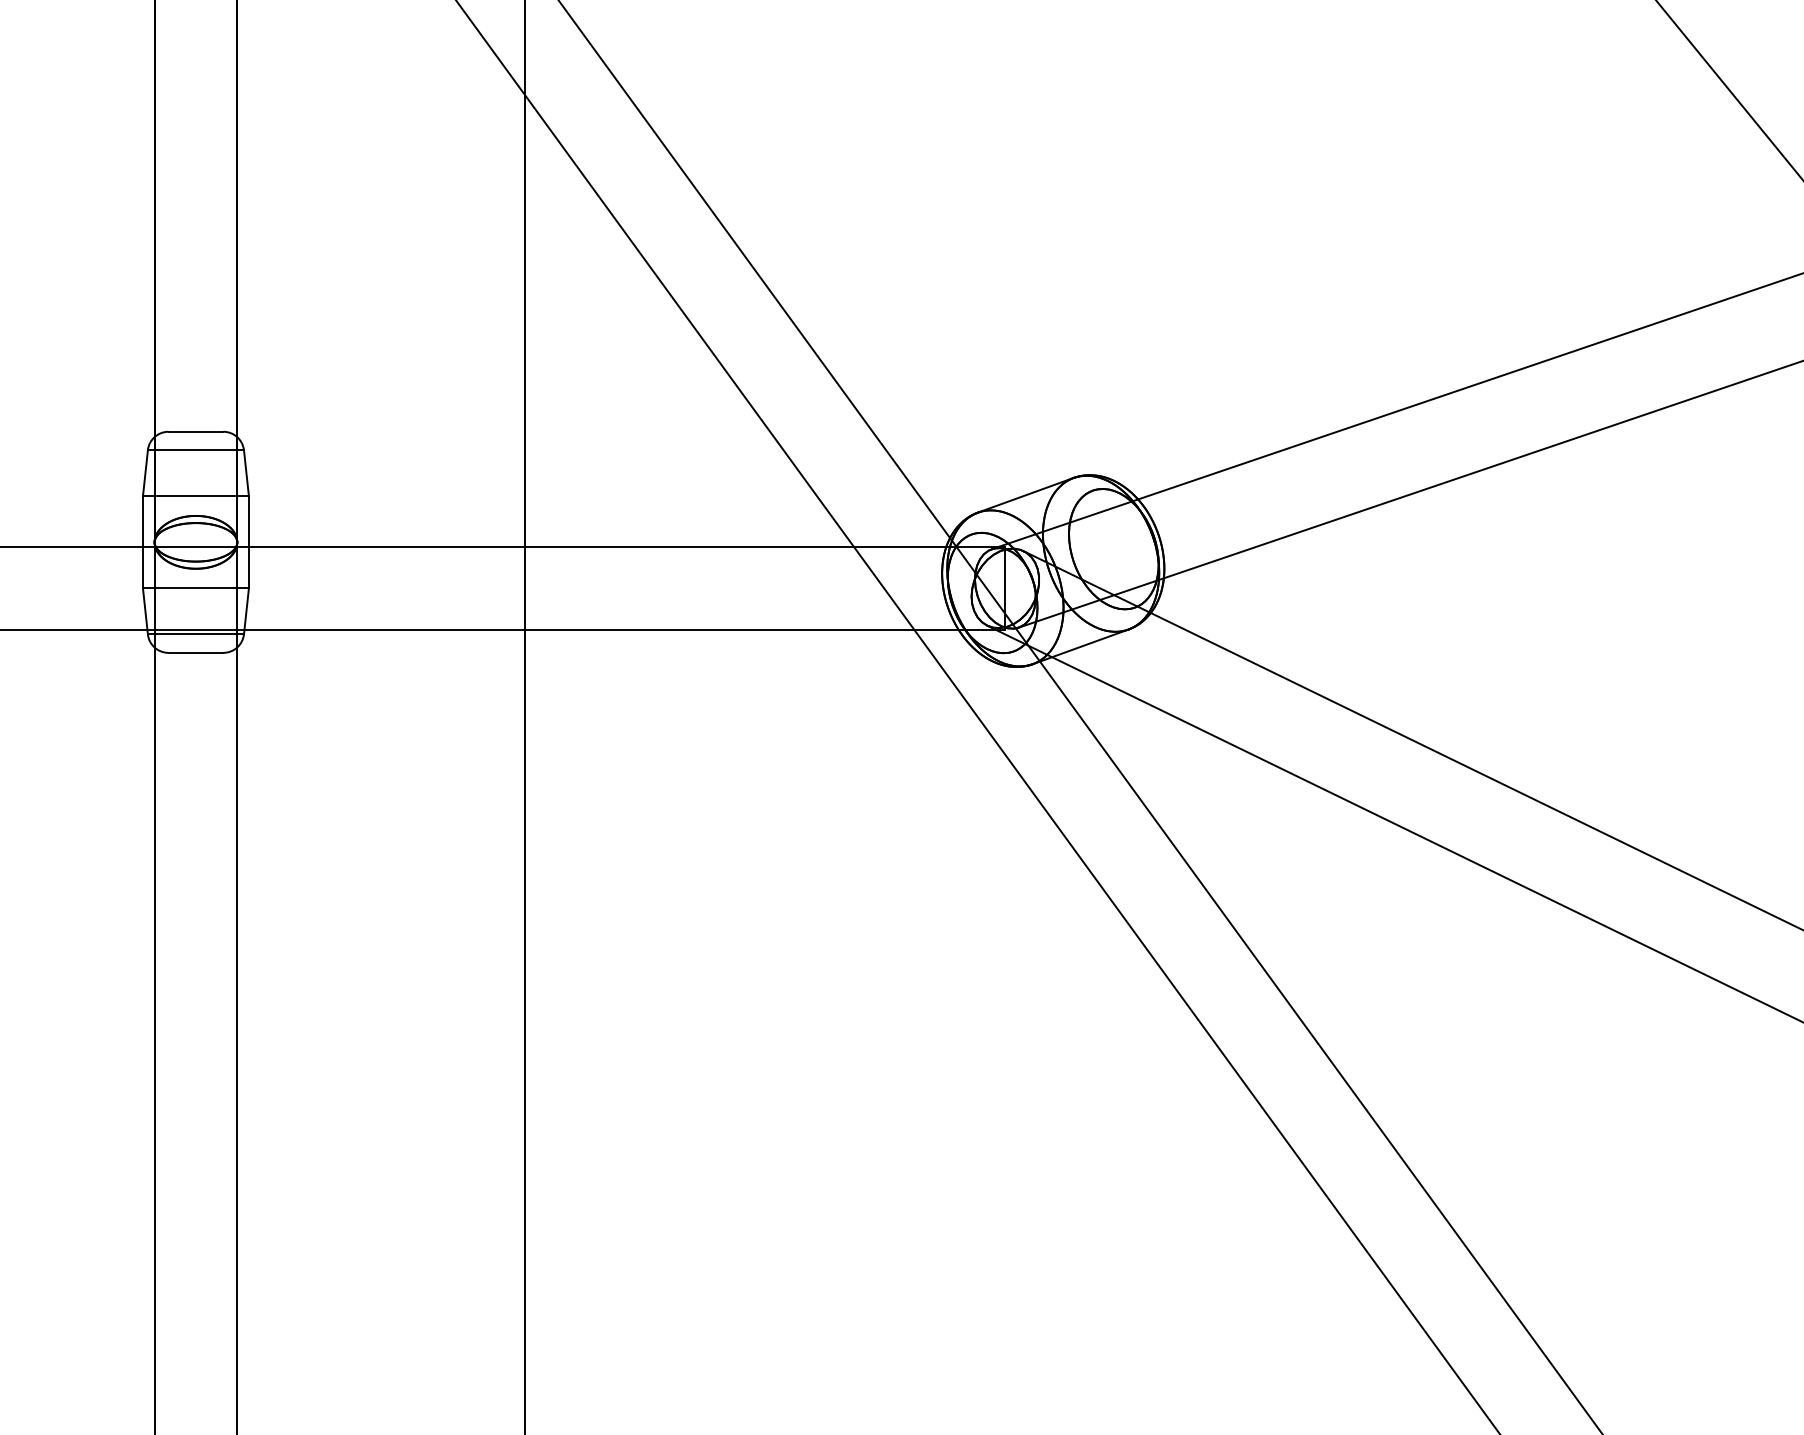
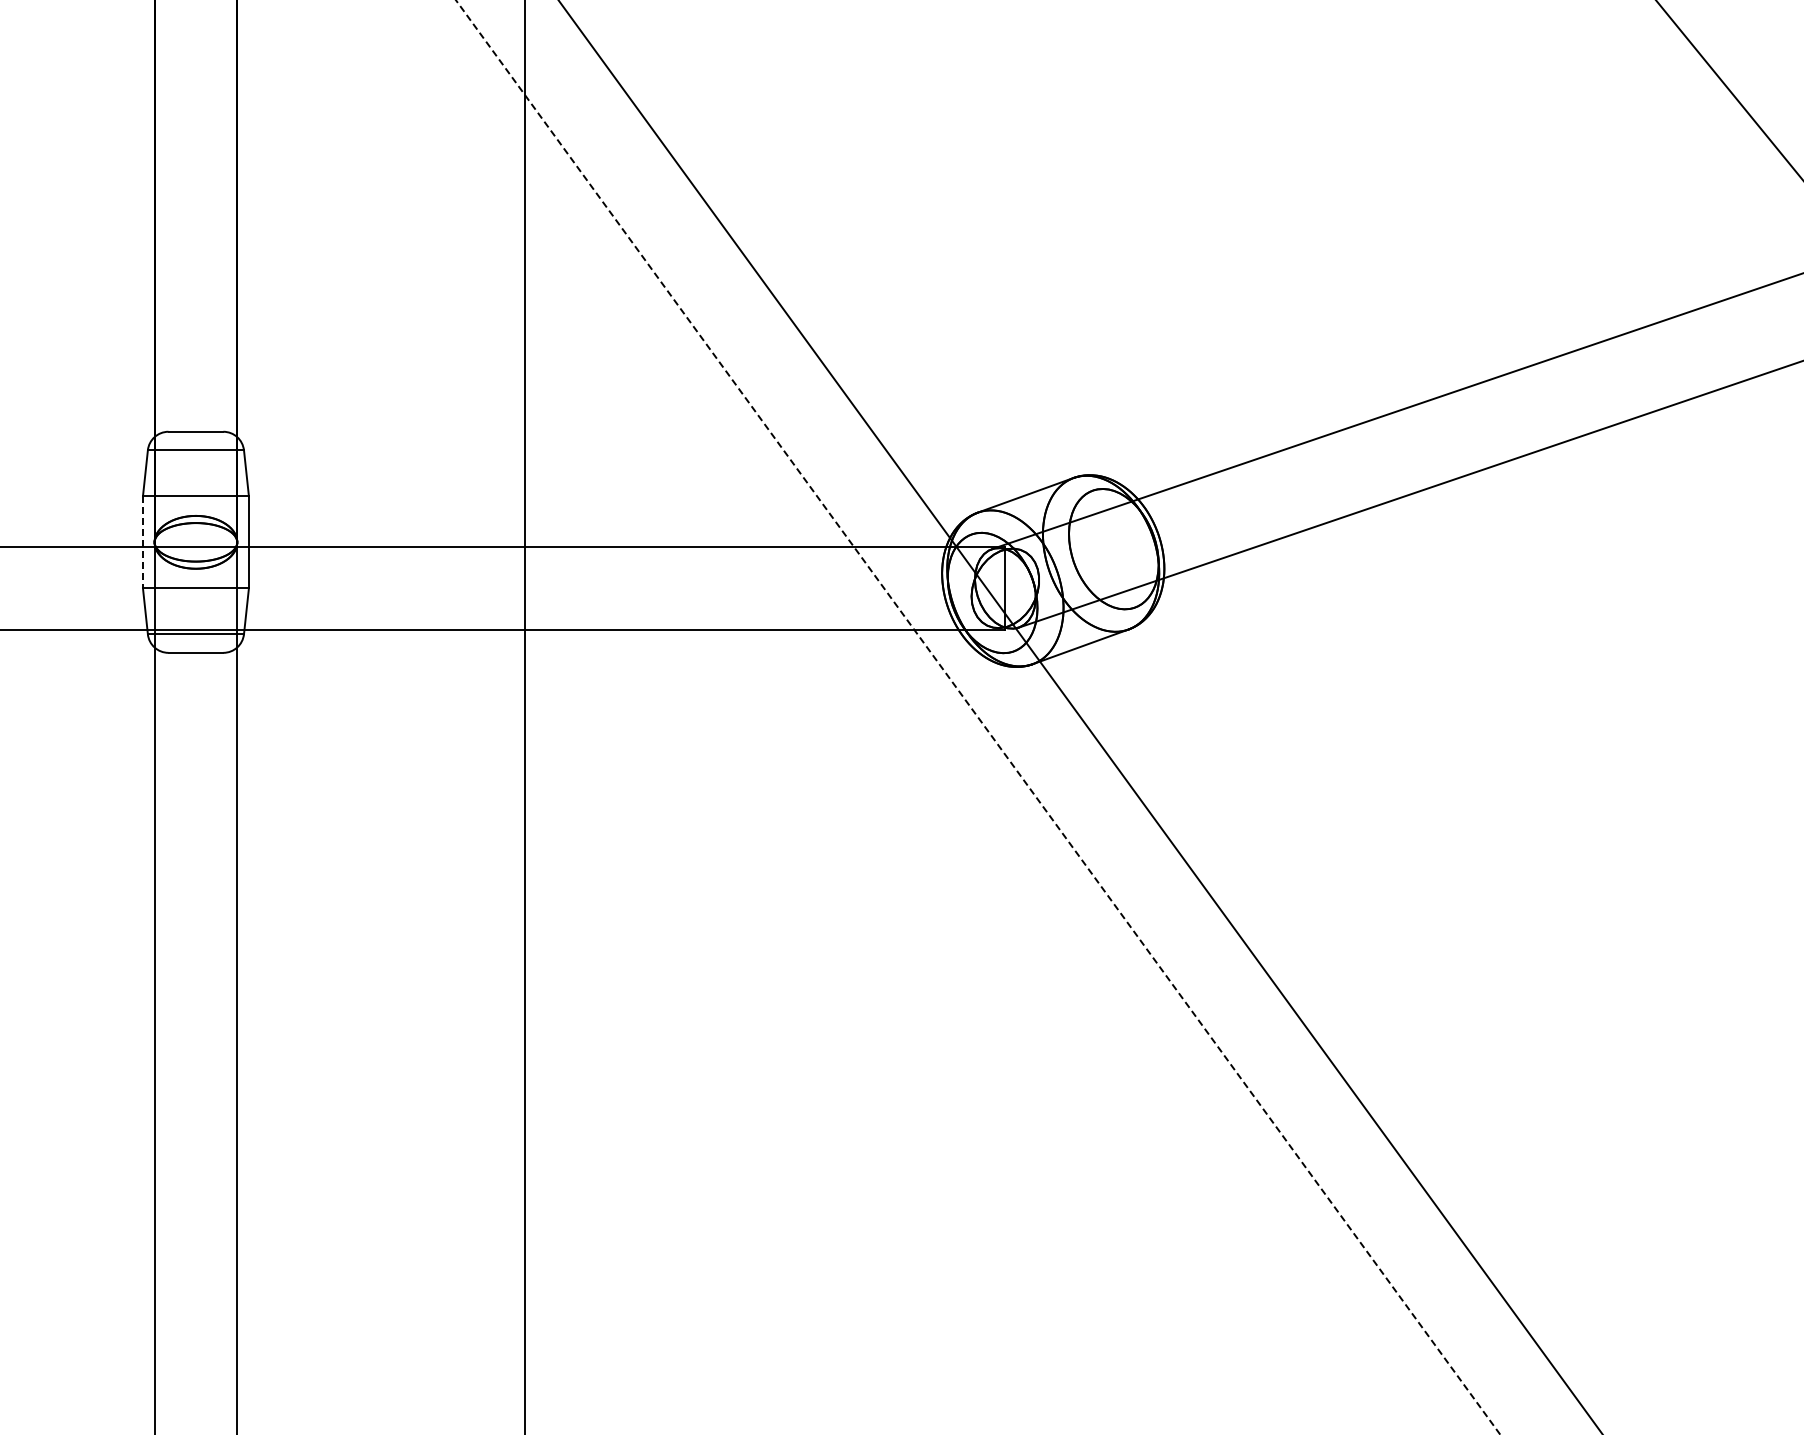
line: solid -> dashed (142, 542)
line: solid -> dashed (978, 717)
line: present -> none (1411, 740)
line: present -> none (1393, 823)
